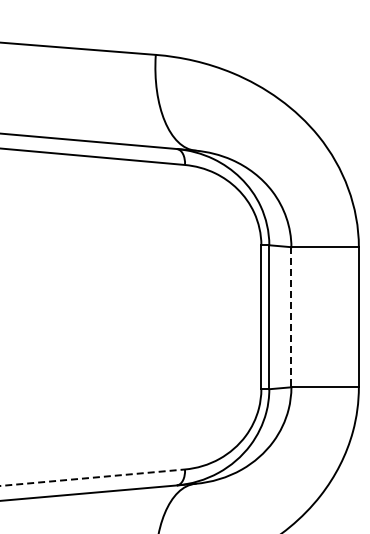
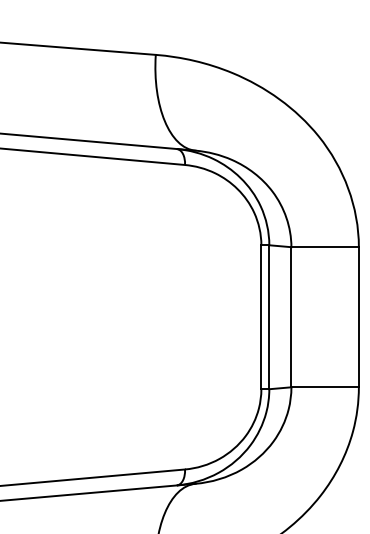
line: dashed -> solid (291, 317)
line: dashed -> solid (92, 477)
